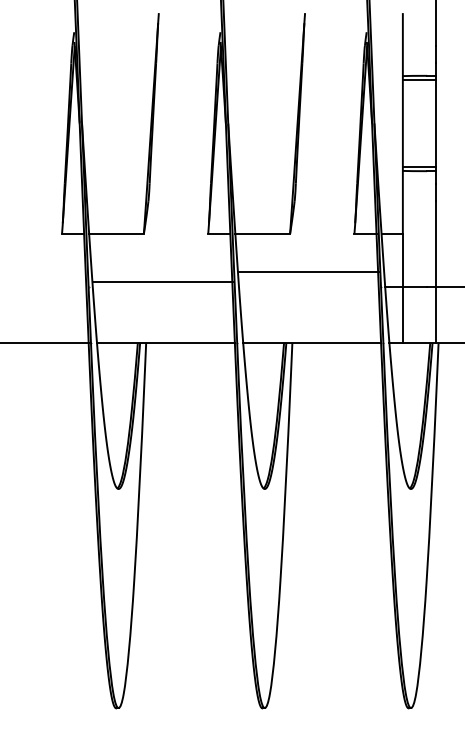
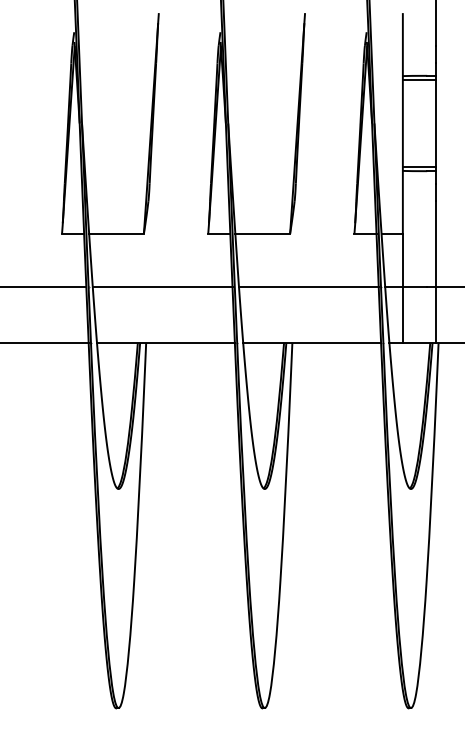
line position: (308, 272) -> (308, 287) (308, 287)
line position: (162, 282) -> (162, 287) (162, 287)
line: none -> present (44, 287)
